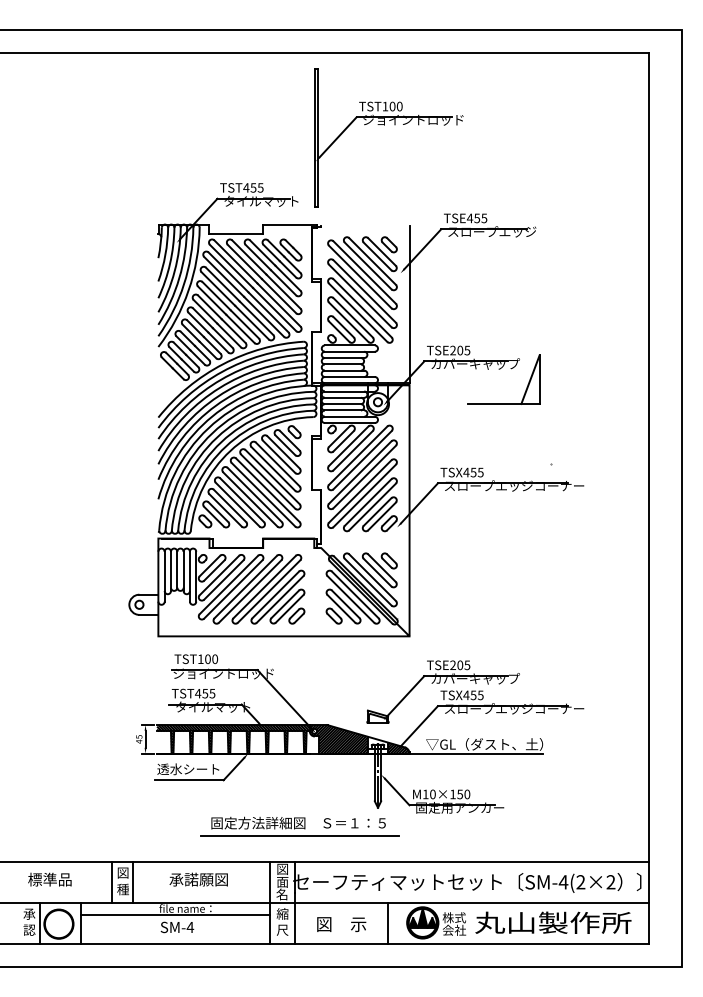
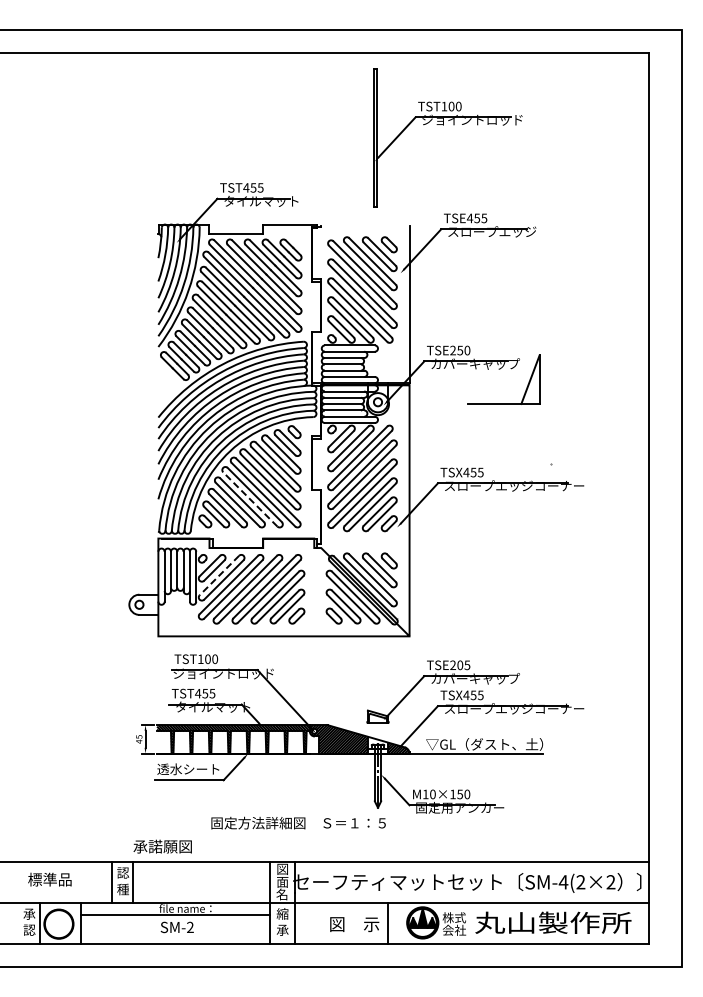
part position: (384, 125) -> (443, 125) (443, 125)
text: TSE205 -> TSE250 (463, 350)
line: solid -> dashed (250, 499)
line: solid -> dashed (219, 575)
line: present -> none (299, 835)
text: 図 -> 認 (123, 872)
text position: (198, 879) -> (162, 846) (162, 846)
text position: (341, 924) -> (354, 924) (354, 924)
text: SM-4 -> SM-2 (190, 926)
text: 尺 -> 承 (282, 929)
